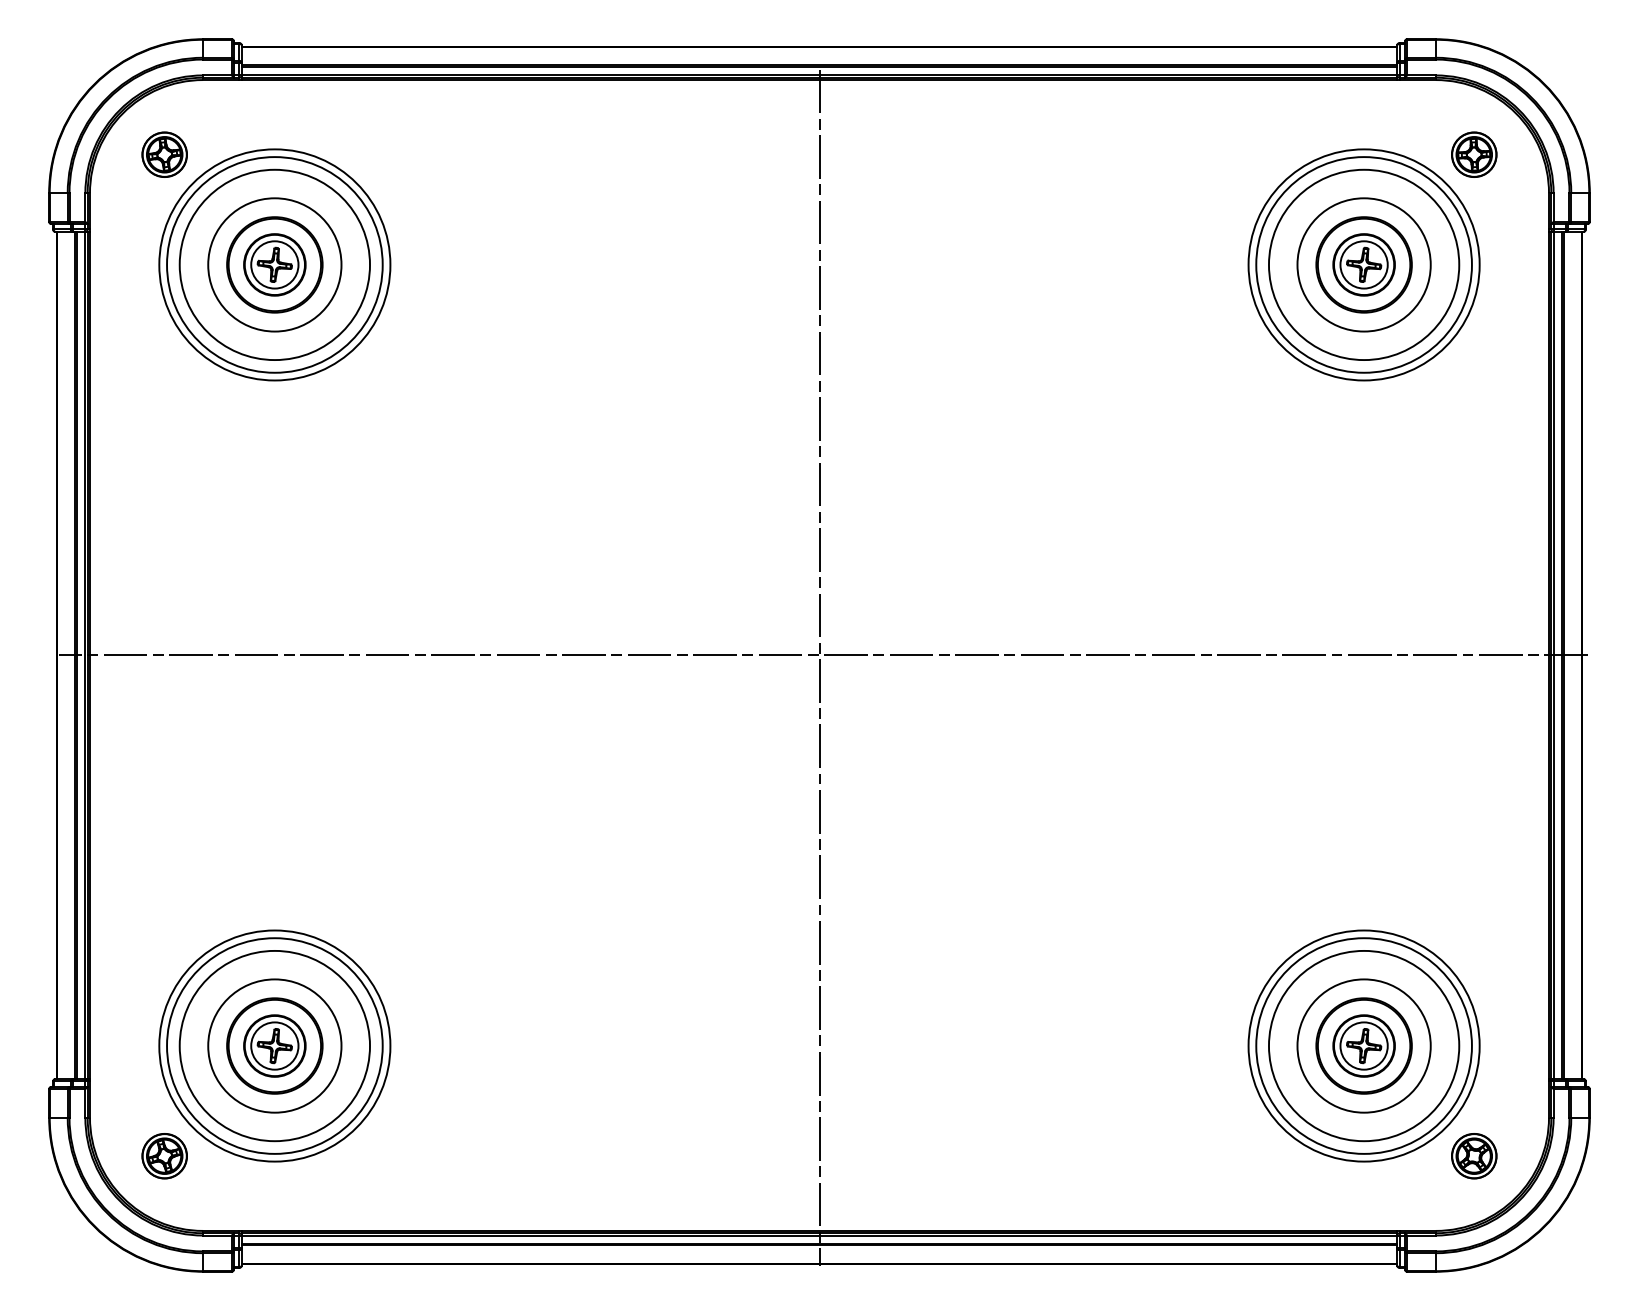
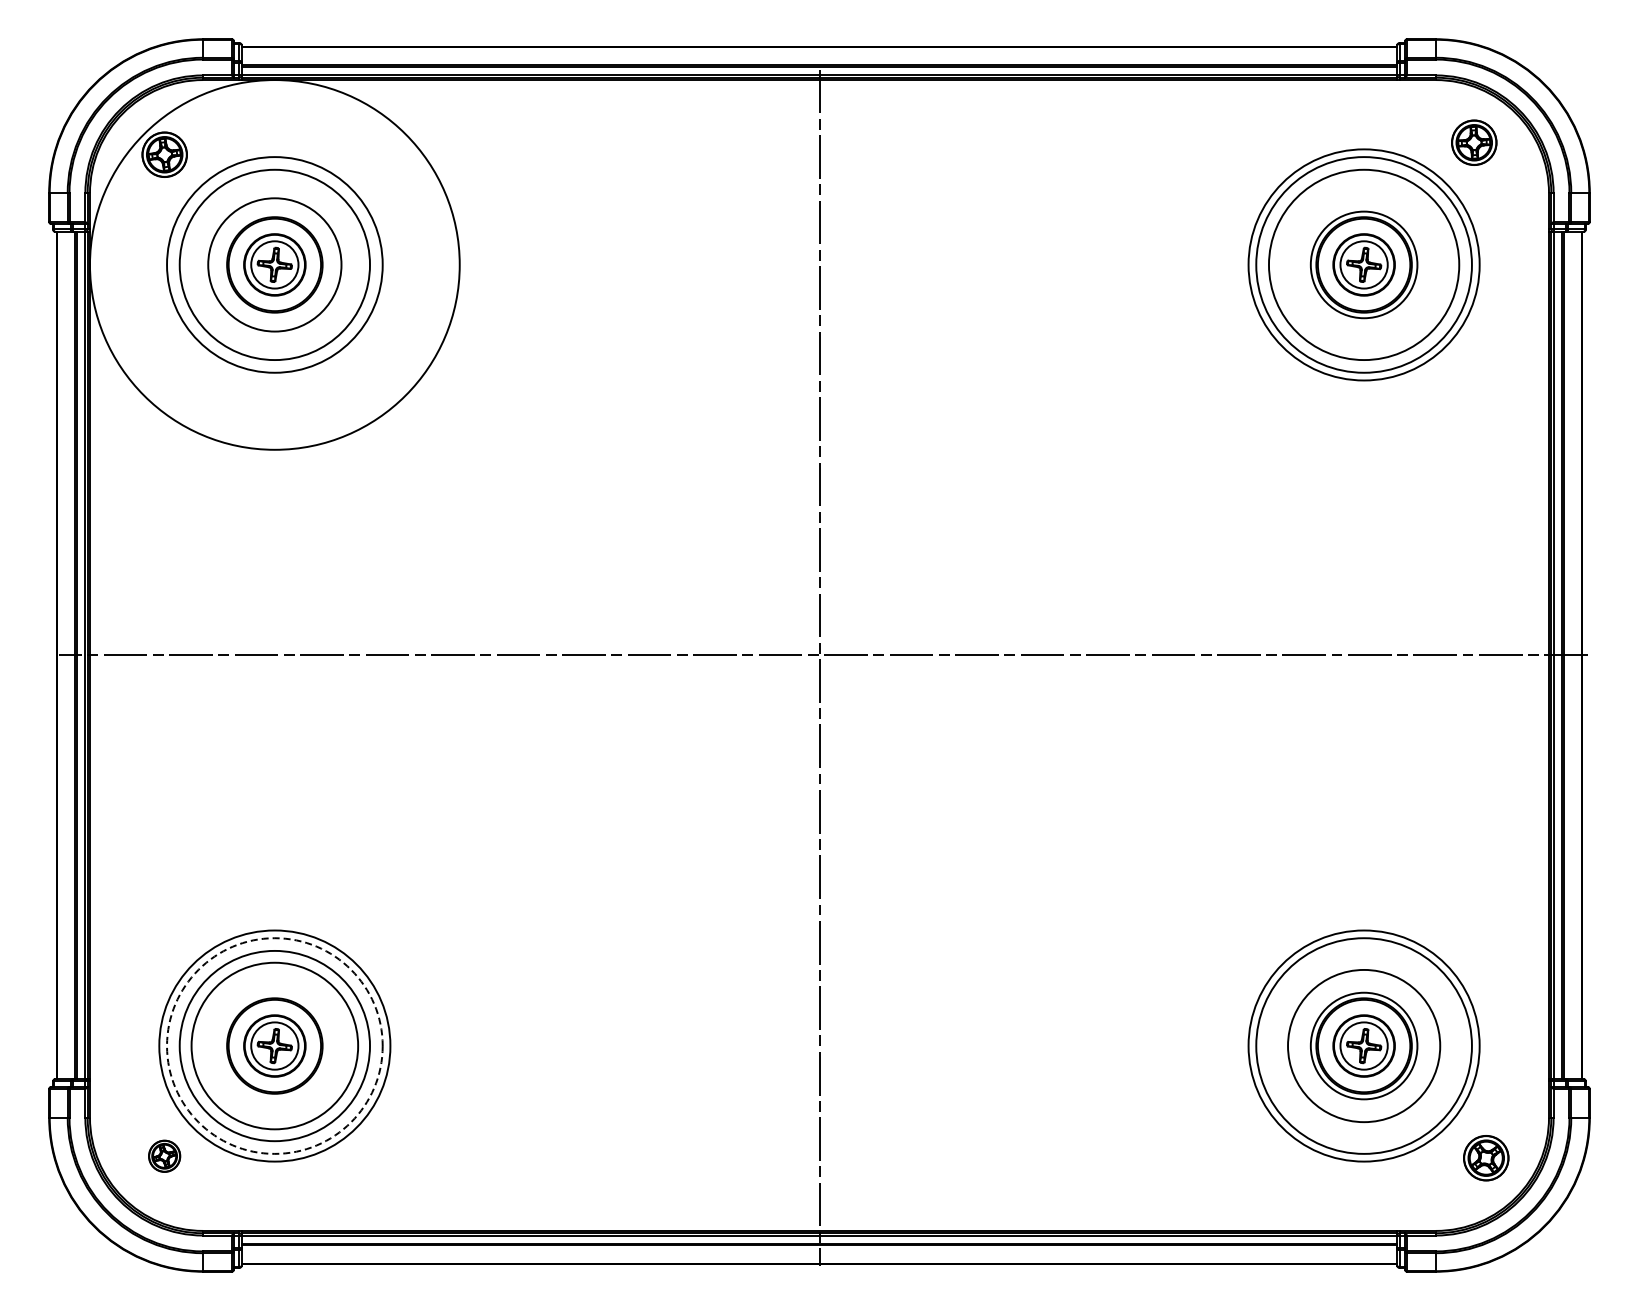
part position: (1474, 154) -> (1474, 142) (1474, 142)
circle diameter: 231 px -> 370 px (274, 264)
circle diameter: 133 px -> 107 px (1363, 264)
circle diameter: 133 px -> 167 px (274, 1045)
circle: solid -> dashed (274, 1045)
circle diameter: 133 px -> 107 px (1363, 1045)
circle diameter: 190 px -> 152 px (1364, 1045)
part size: 47x47 px -> 34x34 px (164, 1155)
part position: (1474, 1156) -> (1486, 1158) (1486, 1158)
